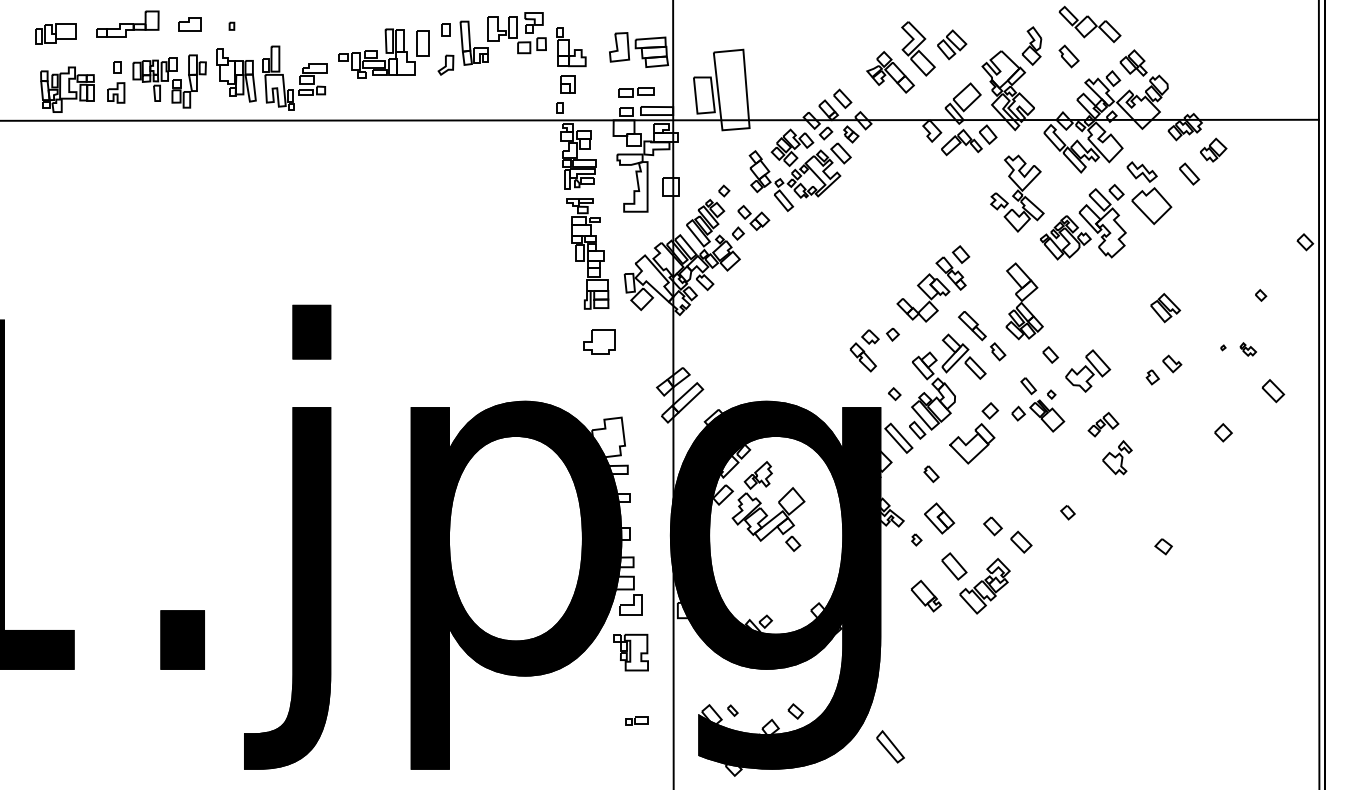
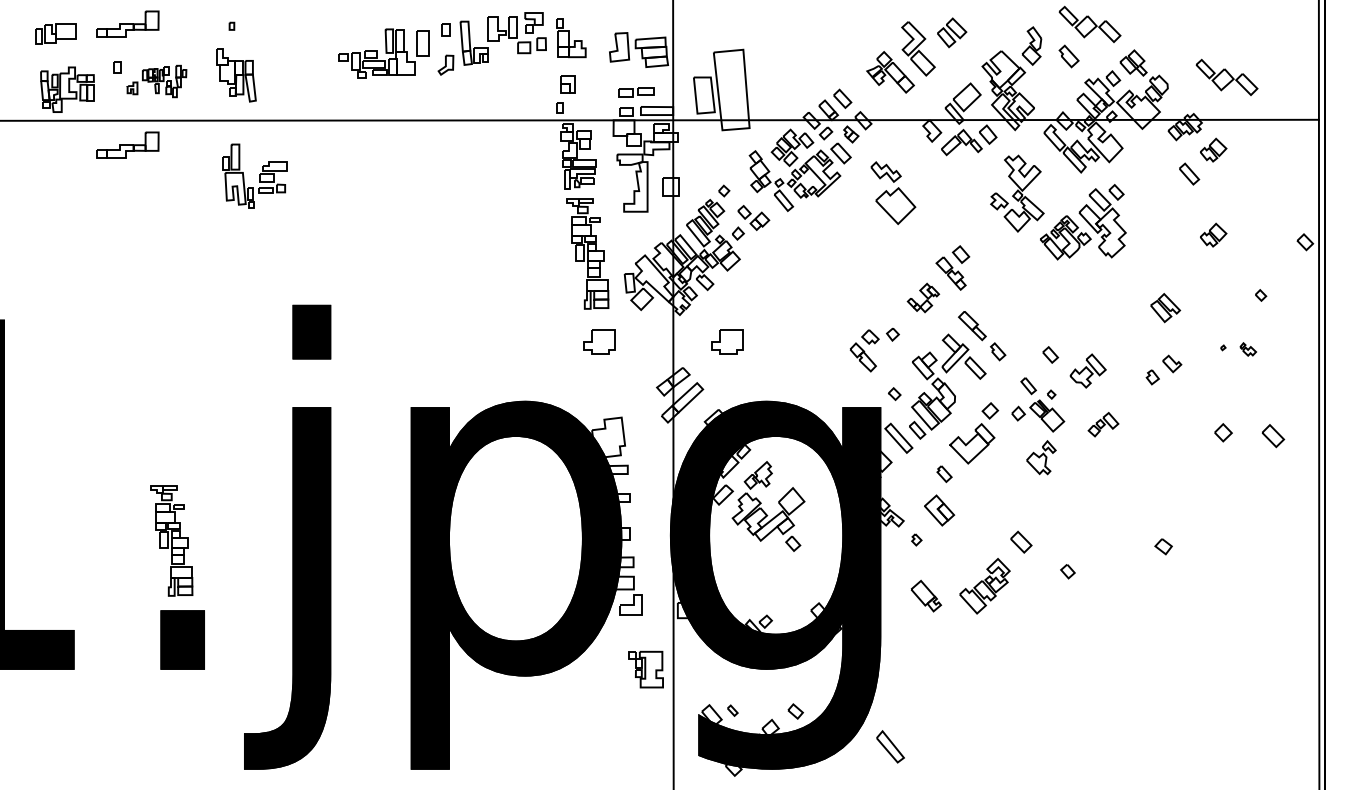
part: present -> none (189, 24)
part position: (952, 44) -> (952, 32) (952, 32)
part position: (571, 47) -> (571, 38) (571, 38)
part: none -> present (1226, 76)
part position: (294, 77) -> (254, 175) (254, 175)
part size: 100x55 px -> 62x35 px (156, 81)
part: none -> present (127, 144)
part position: (1149, 192) -> (893, 192) (893, 192)
part: none -> present (1213, 234)
part size: 55x50 px -> 35x32 px (923, 297)
part: present -> none (1024, 301)
part: none -> present (727, 341)
part size: 47x44 px -> 38x36 px (1087, 370)
part position: (1273, 391) -> (1273, 436) (1273, 436)
part position: (1117, 457) -> (1041, 457) (1041, 457)
part position: (931, 474) -> (944, 474) (944, 474)
line position: (1065, 514) -> (1065, 573) (1065, 573)
part position: (939, 518) -> (939, 510) (939, 510)
part: present -> none (992, 526)
part: none -> present (171, 540)
part: present -> none (954, 566)
part position: (630, 652) -> (645, 669) (645, 669)
part: present -> none (636, 720)
